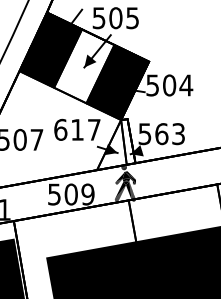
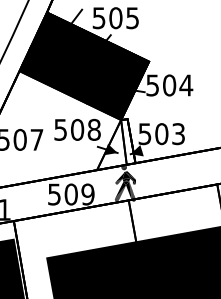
fill: none -> present (84, 66)
text: 617 -> 508 (77, 129)
text: 563 -> 503 (161, 133)
